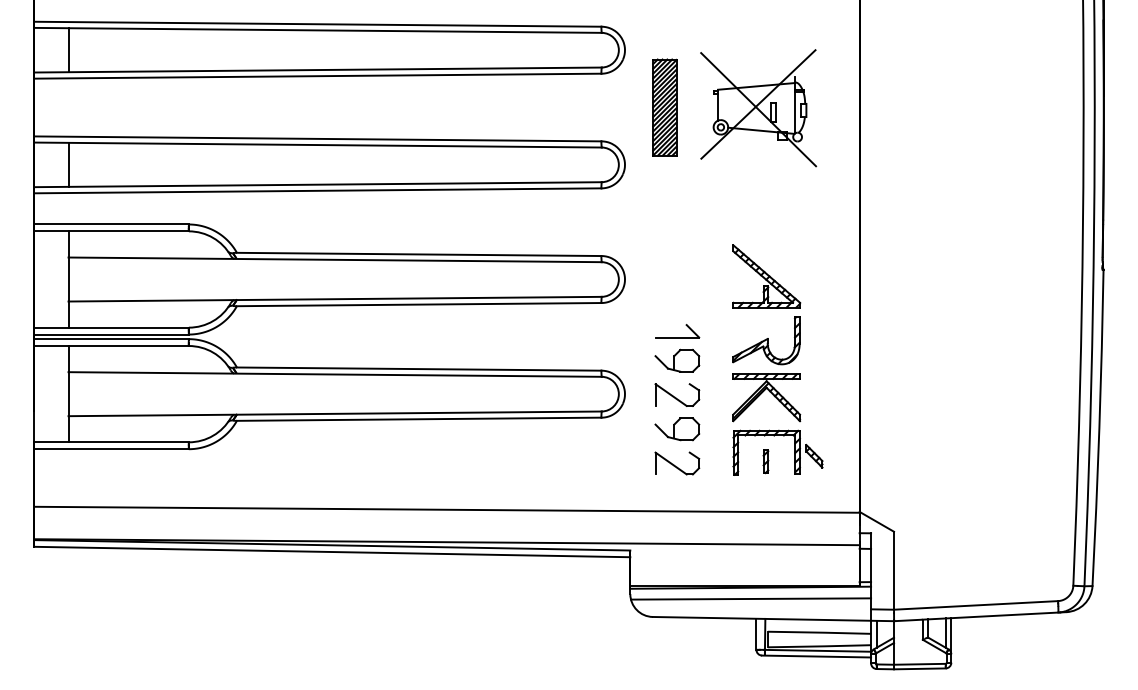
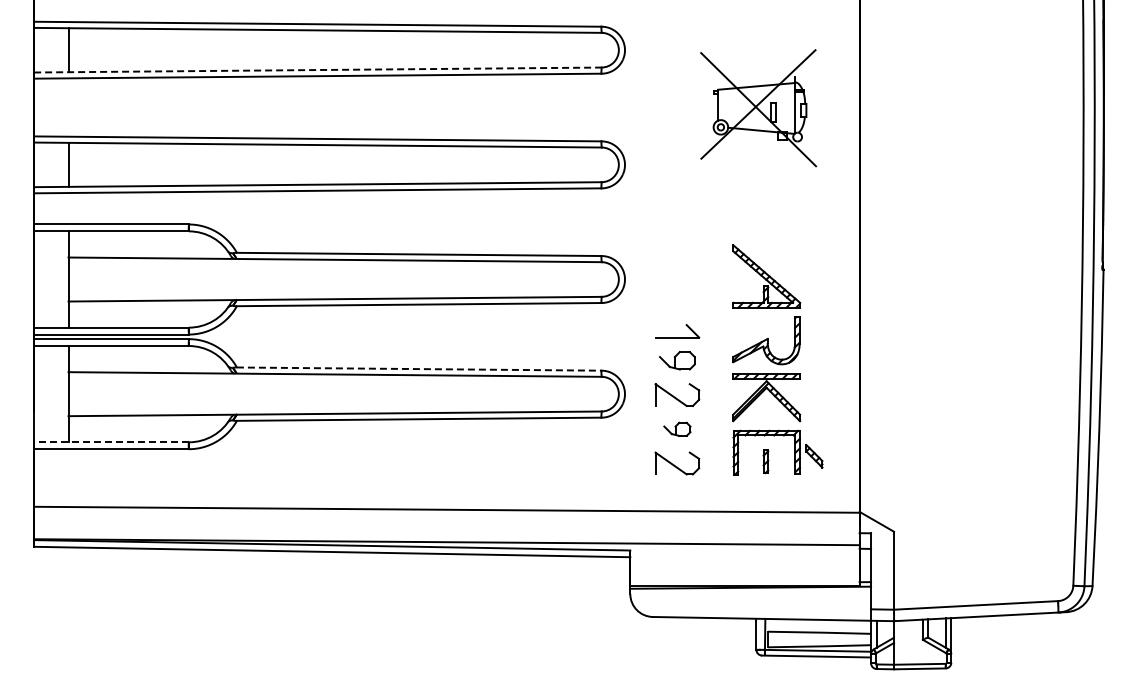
line: solid -> dashed (317, 70)
part: present -> none (664, 107)
part size: 47x25 px -> 37x20 px (677, 360)
line: solid -> dashed (419, 369)
part size: 47x25 px -> 29x16 px (677, 428)
line: solid -> dashed (111, 442)
line: present -> none (751, 598)
